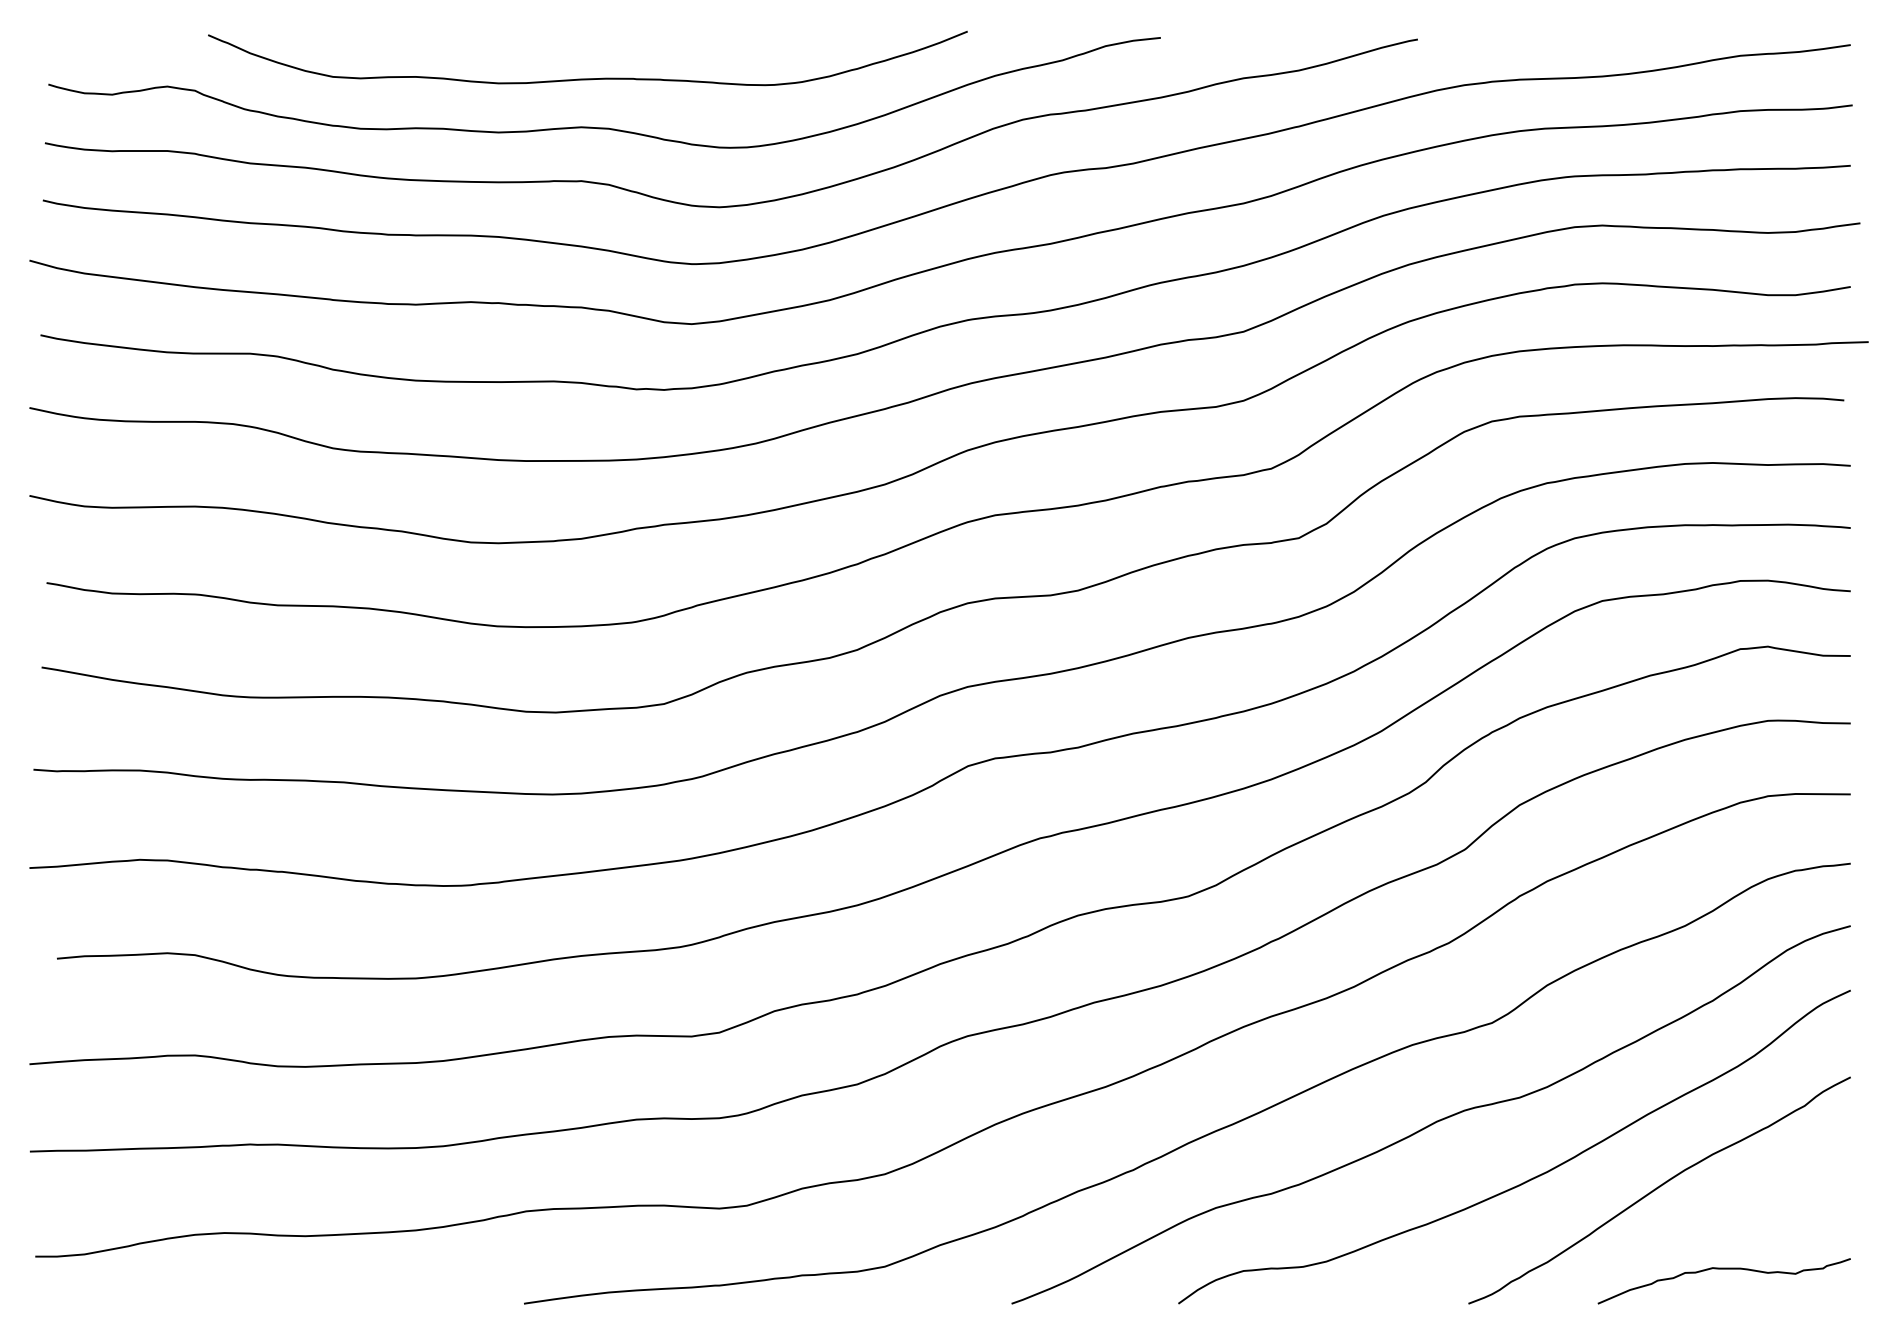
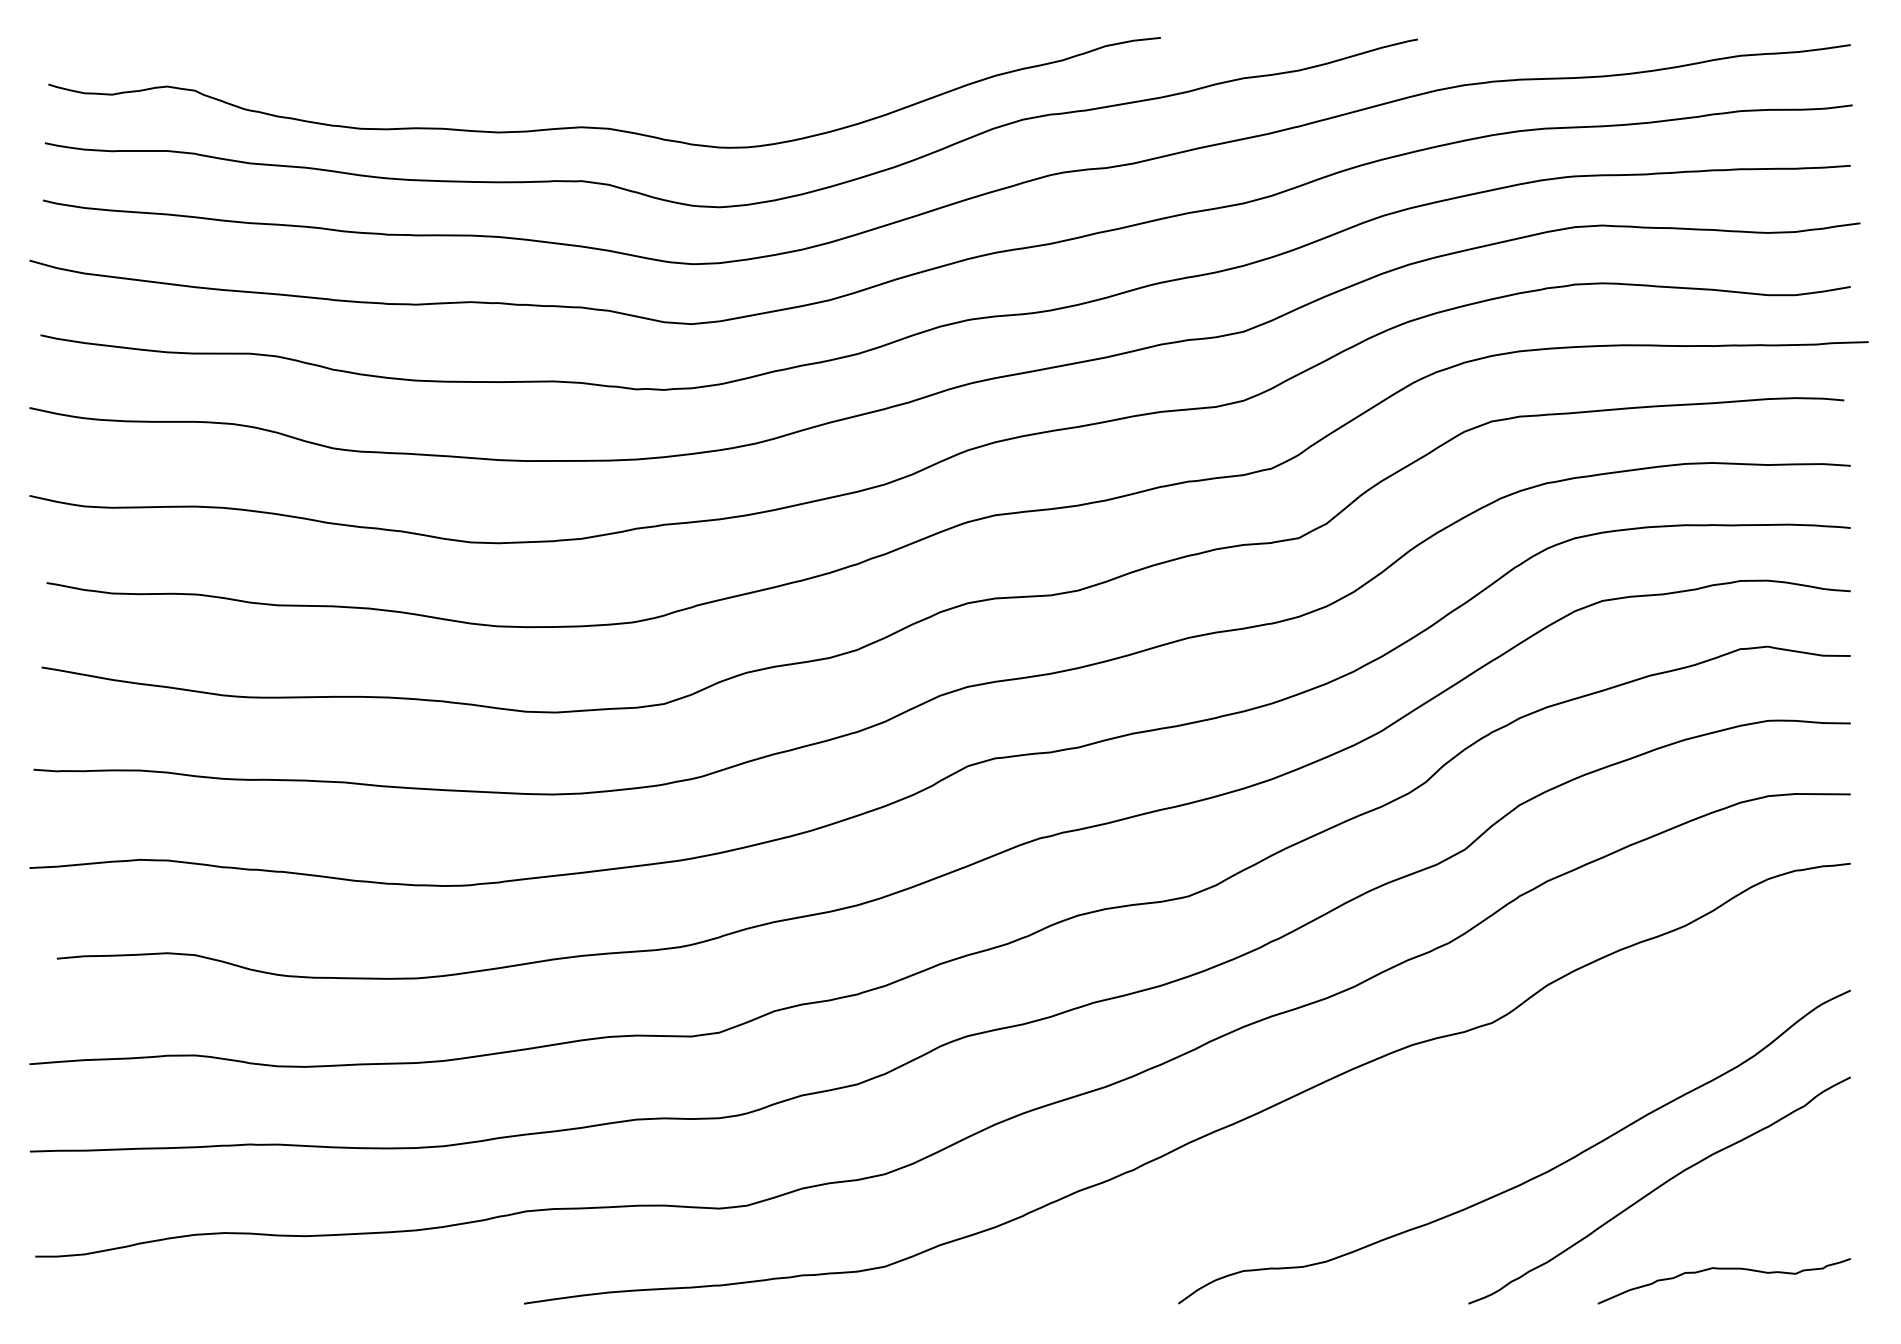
curve: present -> none (587, 78)
curve: present -> none (1434, 1121)
